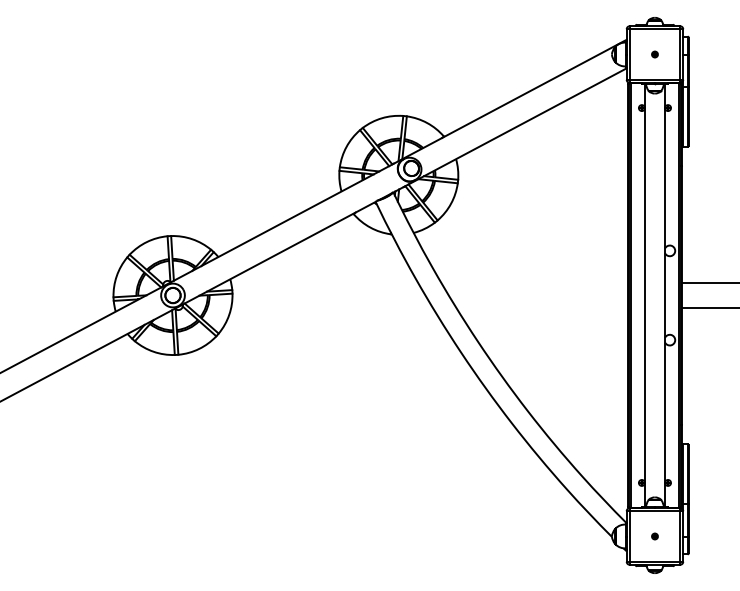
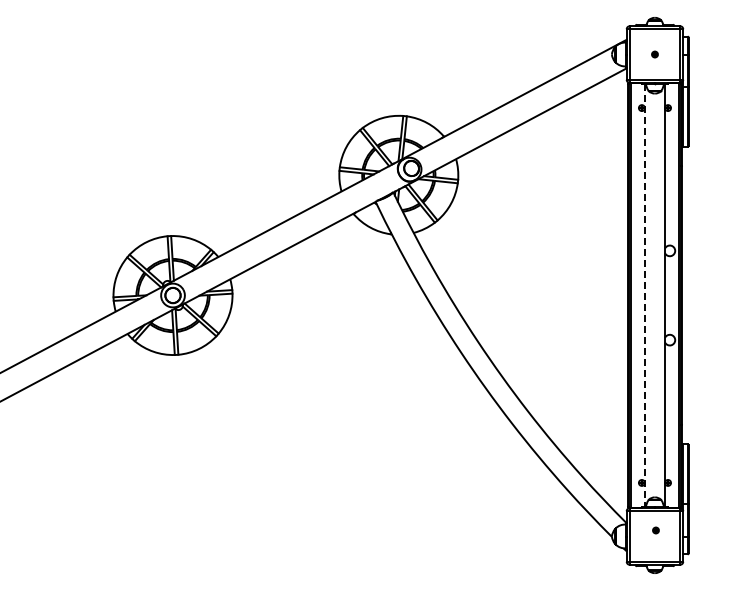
line: present -> none (708, 282)
line: solid -> dashed (644, 295)
line: present -> none (708, 308)
part position: (654, 536) -> (655, 530) (655, 530)
